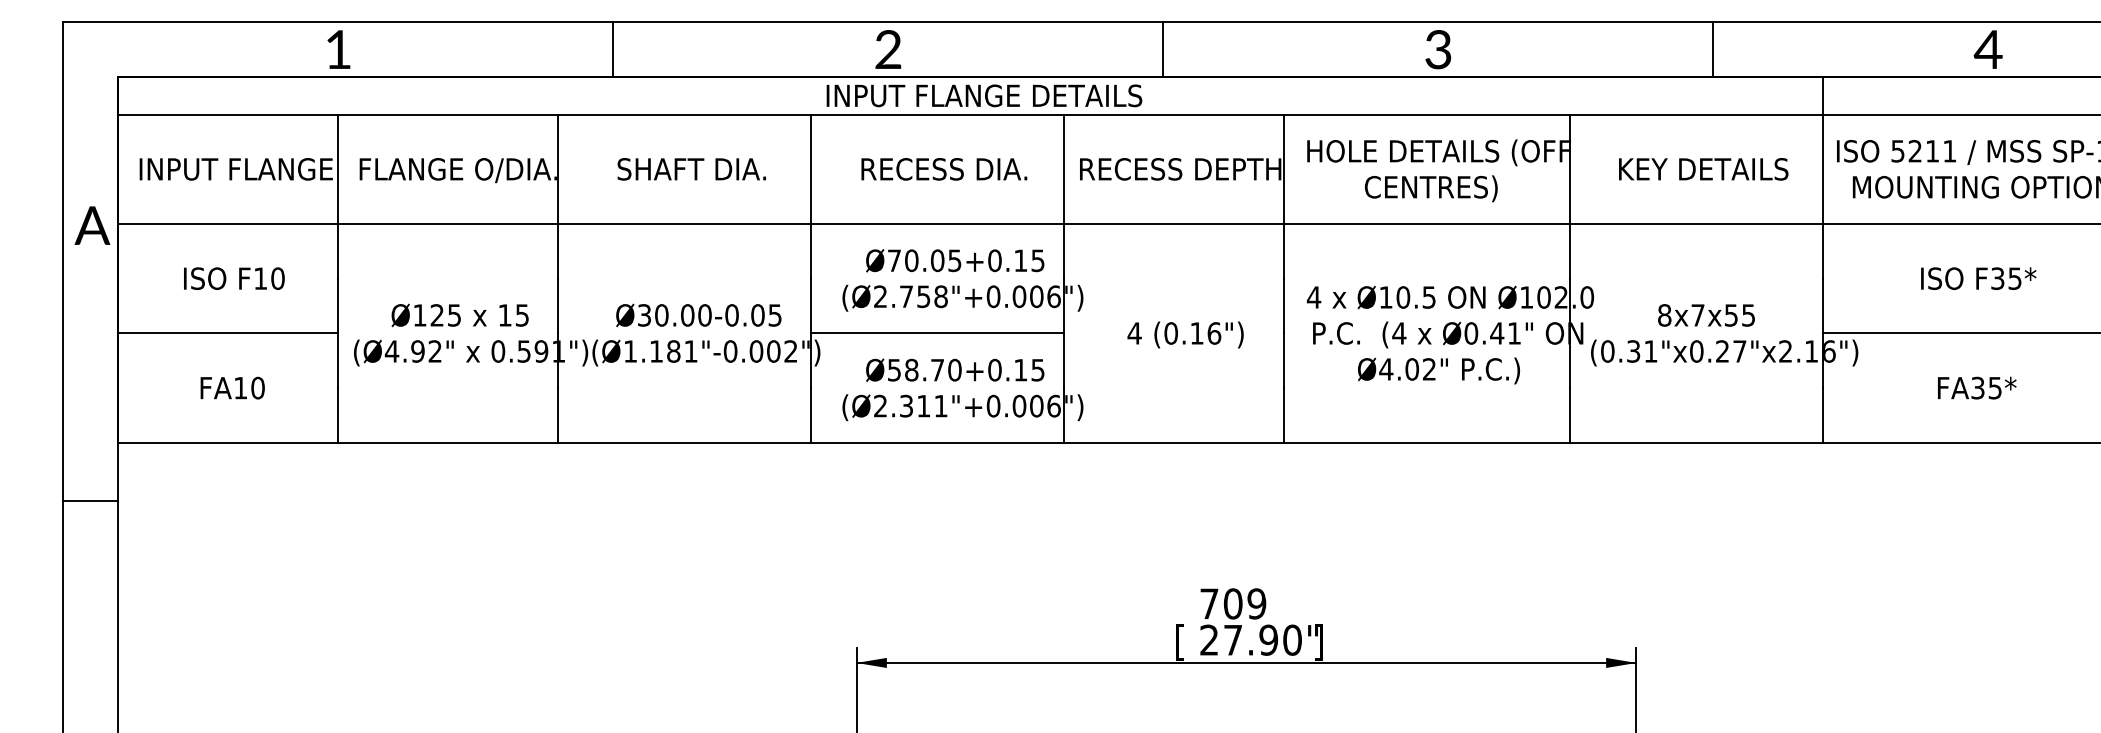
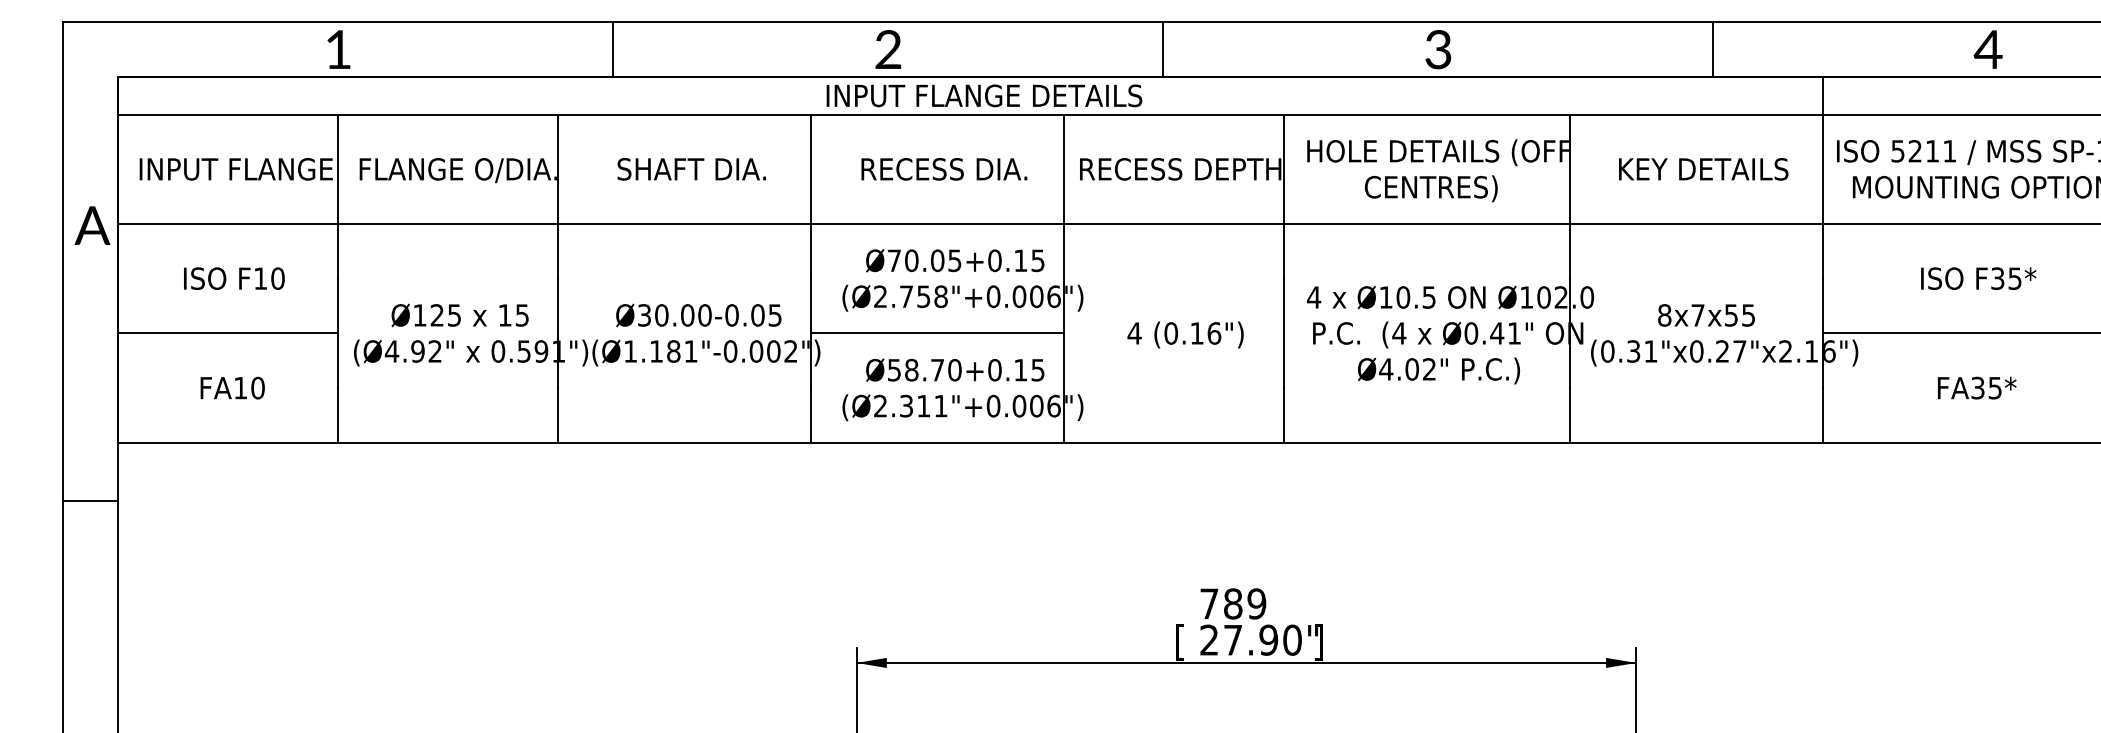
text: 709 -> 789 (1232, 603)
